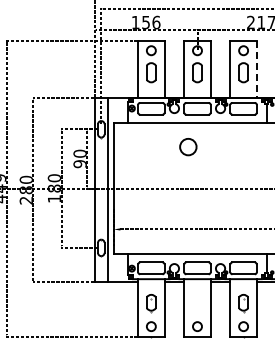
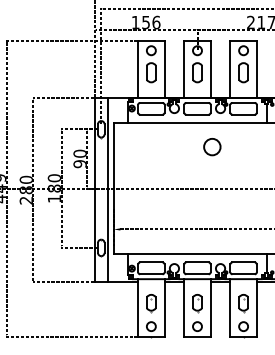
line: dashed -> solid (256, 69)
circle position: (188, 147) -> (212, 147) (212, 147)
part: none -> present (197, 303)
